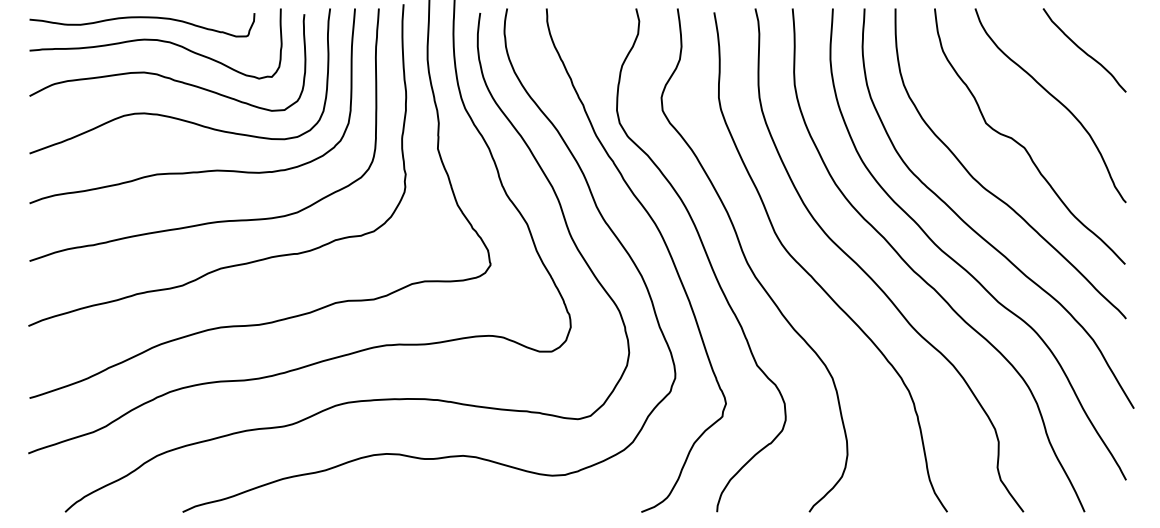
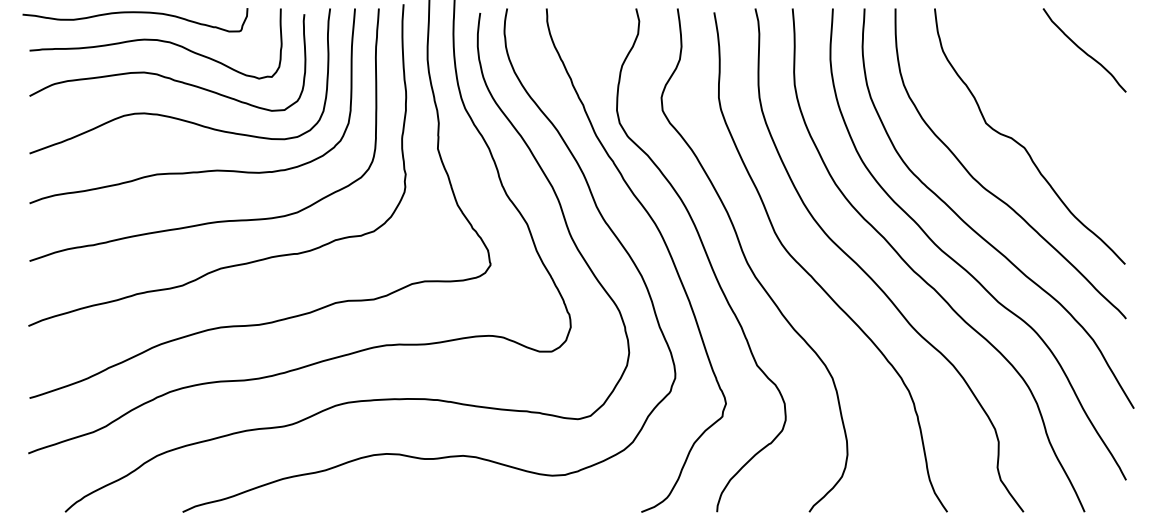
curve position: (142, 18) -> (135, 13) (135, 13)
curve: present -> none (1053, 98)
